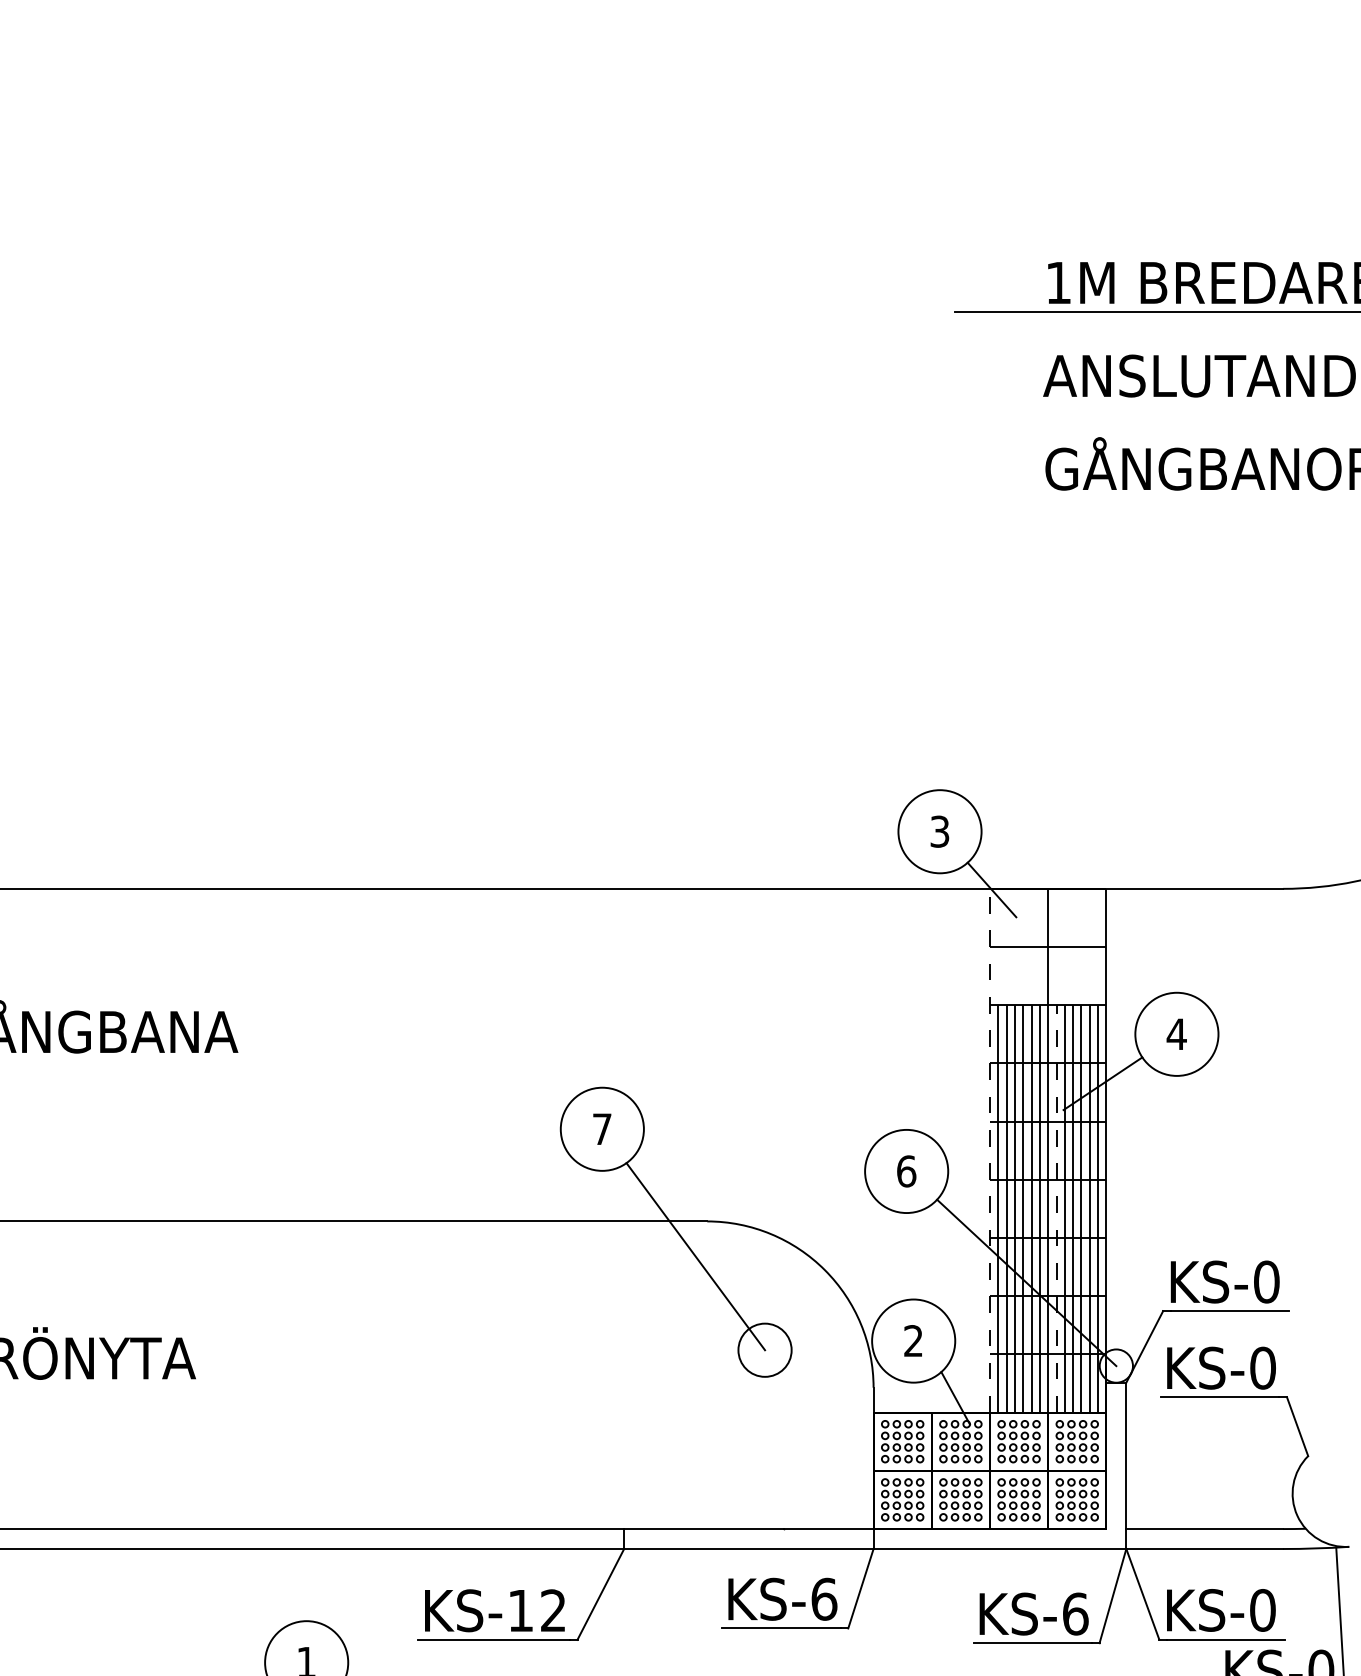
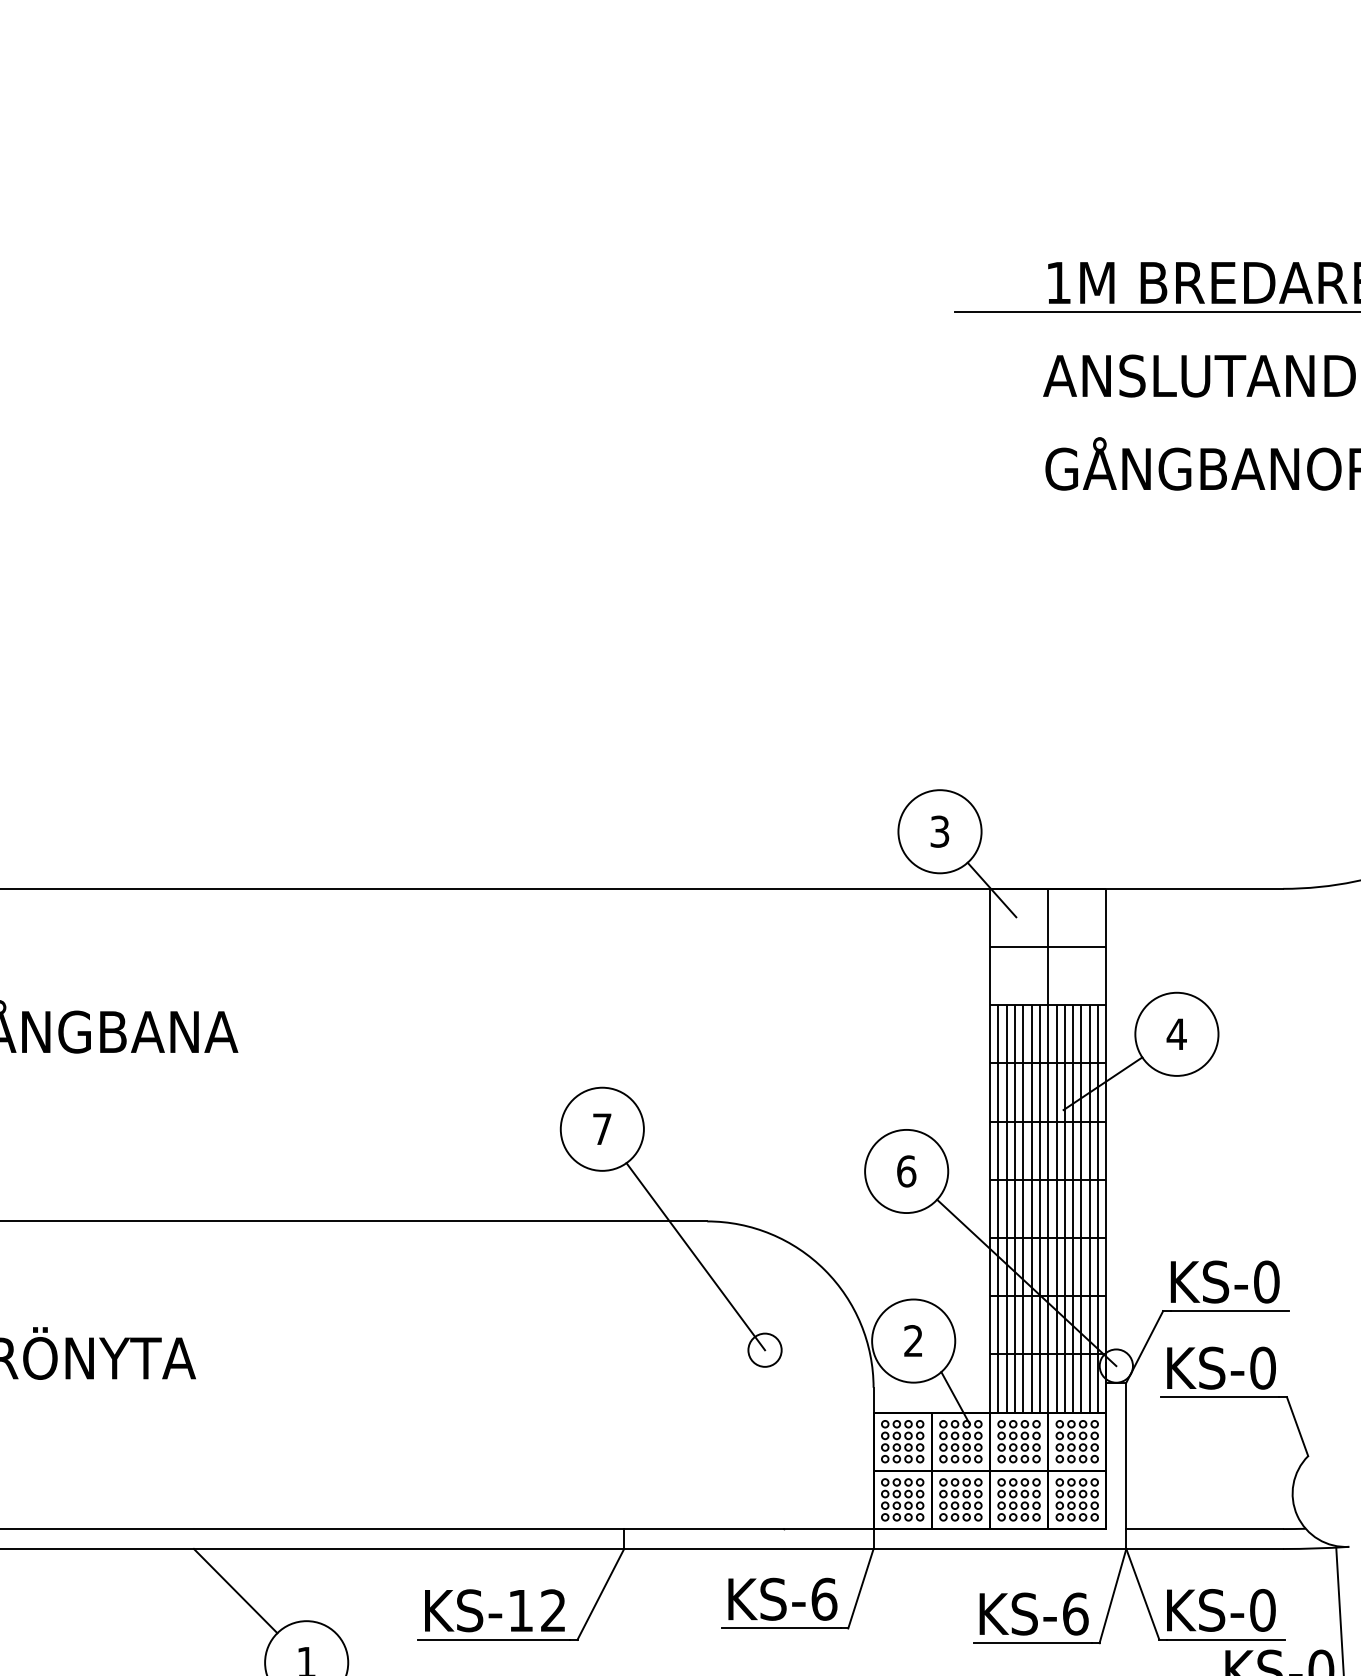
line: dashed -> solid (989, 1150)
line: dashed -> solid (1056, 1208)
circle diameter: 53 px -> 33 px (764, 1349)
line: none -> present (235, 1591)
